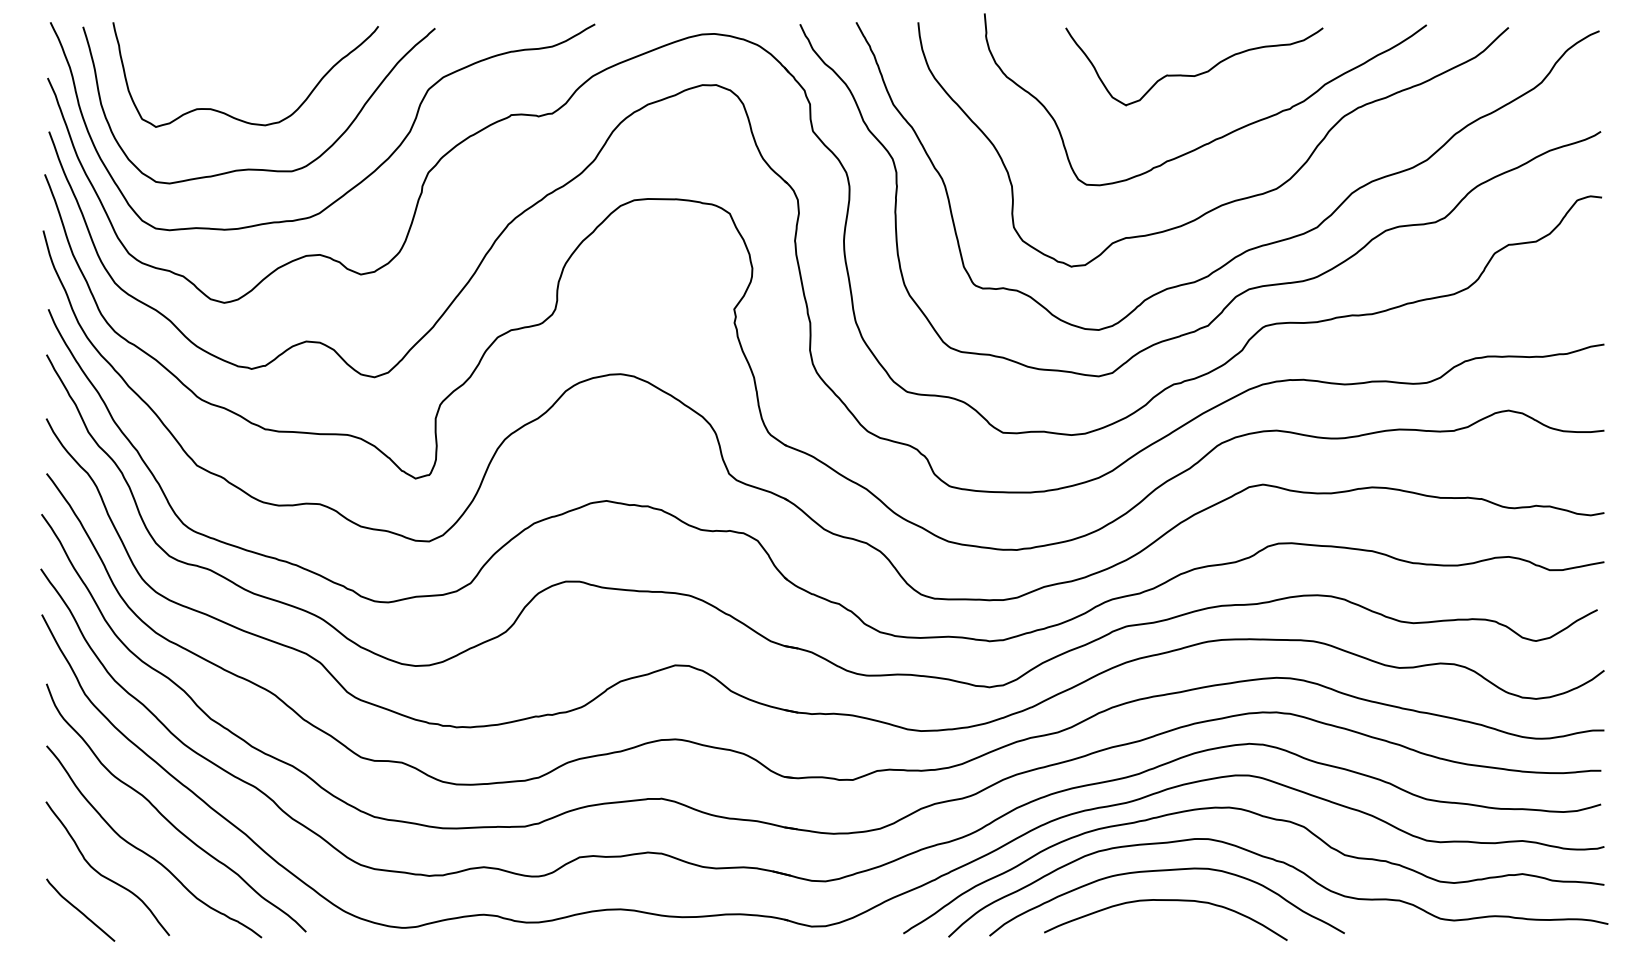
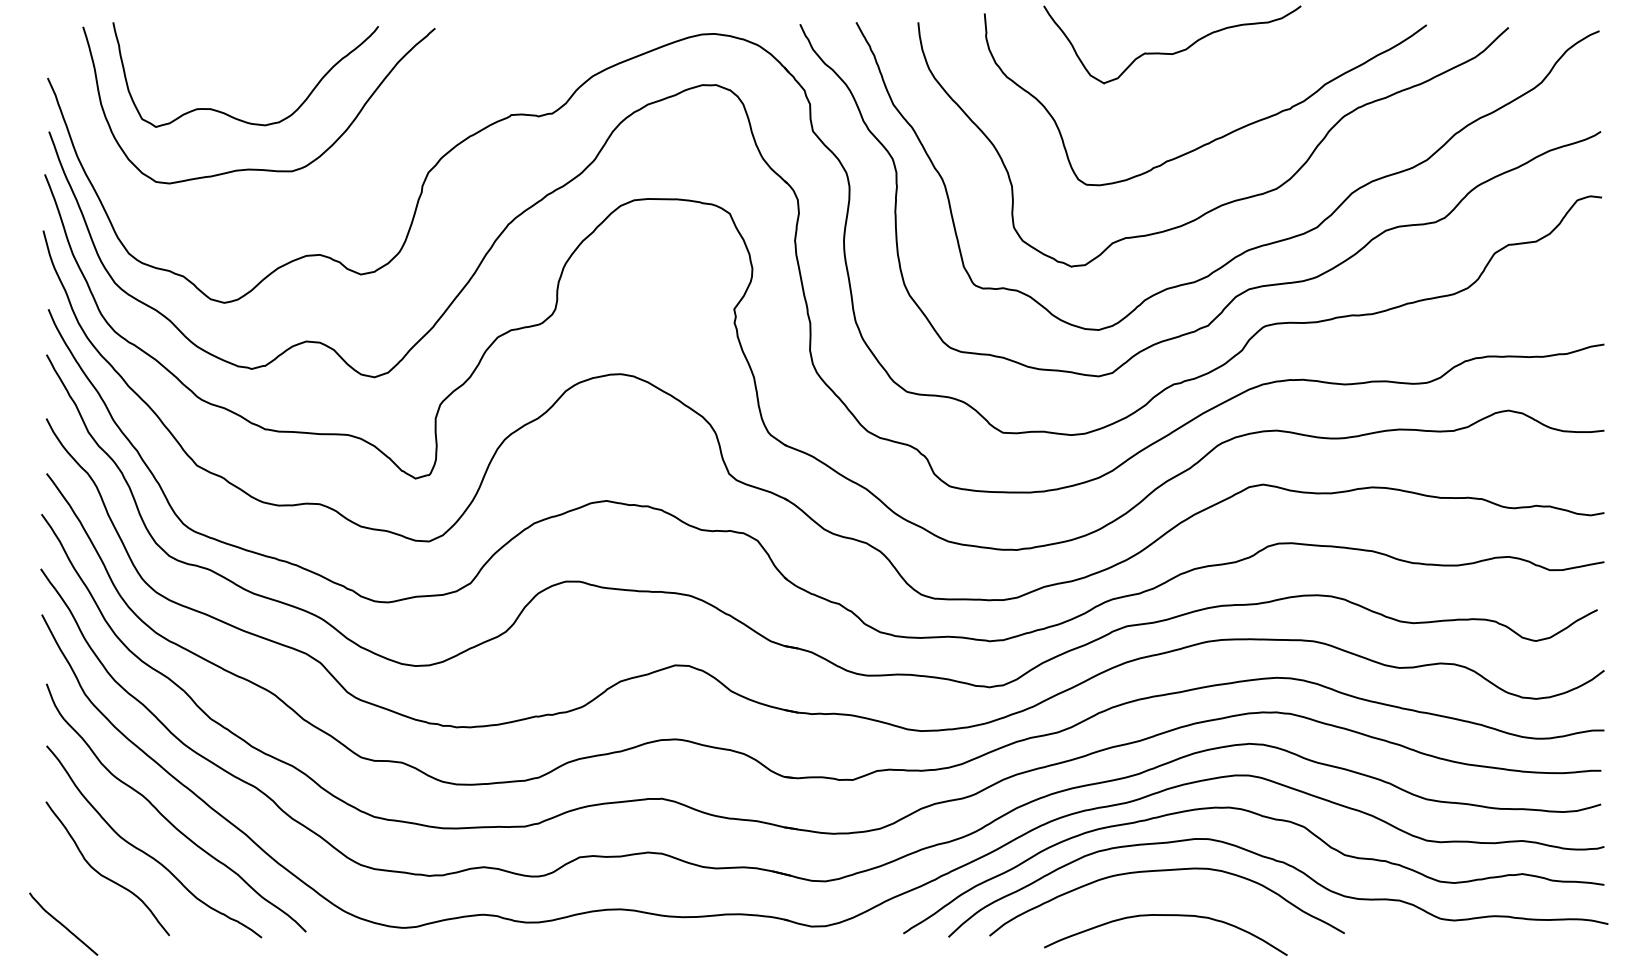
curve position: (1198, 73) -> (1176, 51) (1176, 51)
curve: present -> none (362, 179)
curve position: (1165, 900) -> (1165, 915) (1165, 915)
curve position: (79, 909) -> (62, 923) (62, 923)
